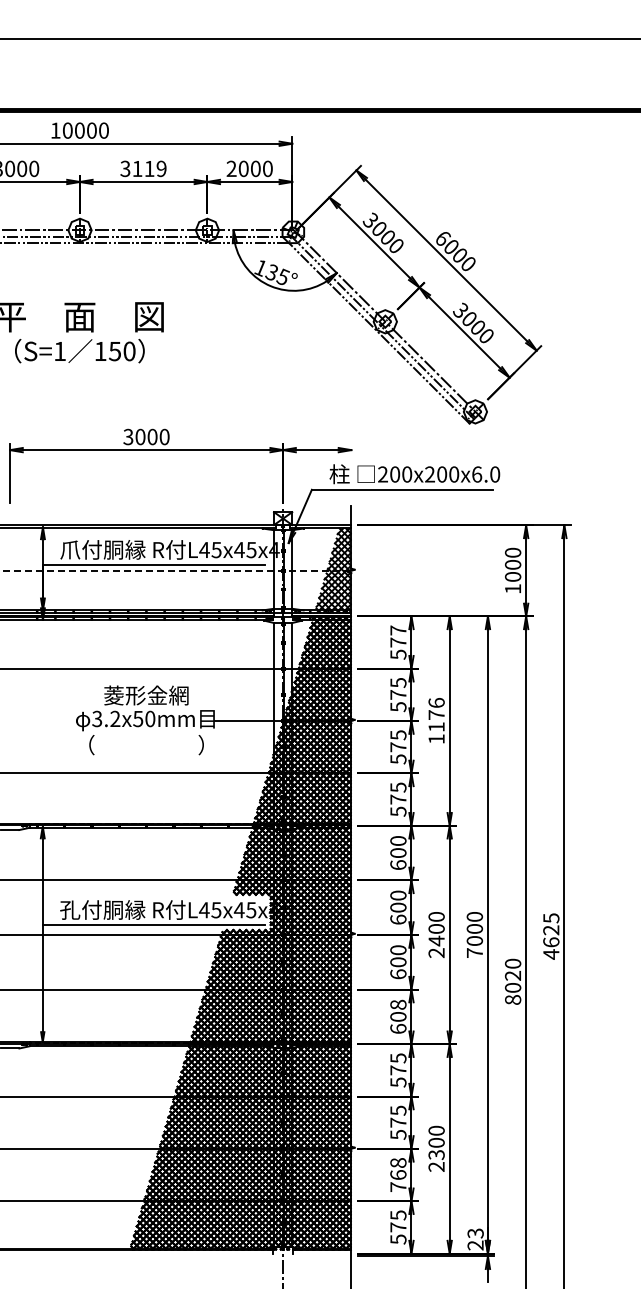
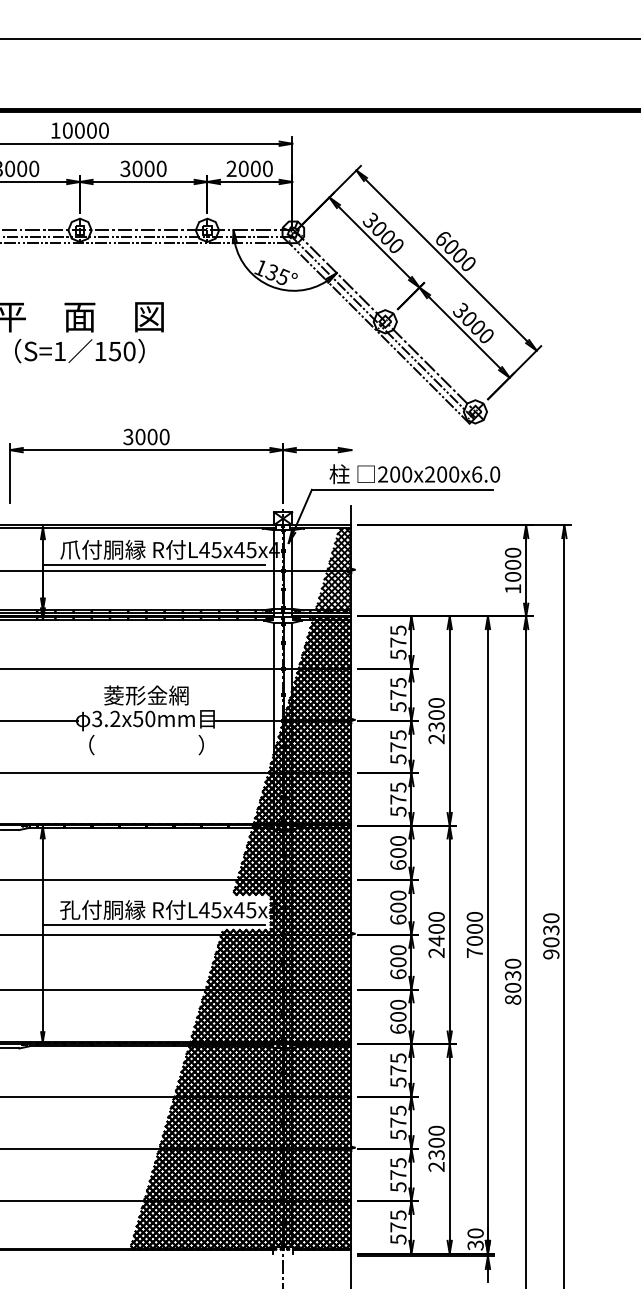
text: 3119 -> 3000 (149, 168)
line: dashed -> solid (176, 570)
text: 577 -> 575 (398, 630)
line: none -> present (40, 721)
text: 1176 -> 2300 (436, 721)
text: 4625 -> 9030 (551, 936)
text: 8020 -> 8030 (513, 975)
text: 608 -> 600 (398, 1004)
text: 768 -> 575 (398, 1175)
text: 23 -> 30 (475, 1239)
